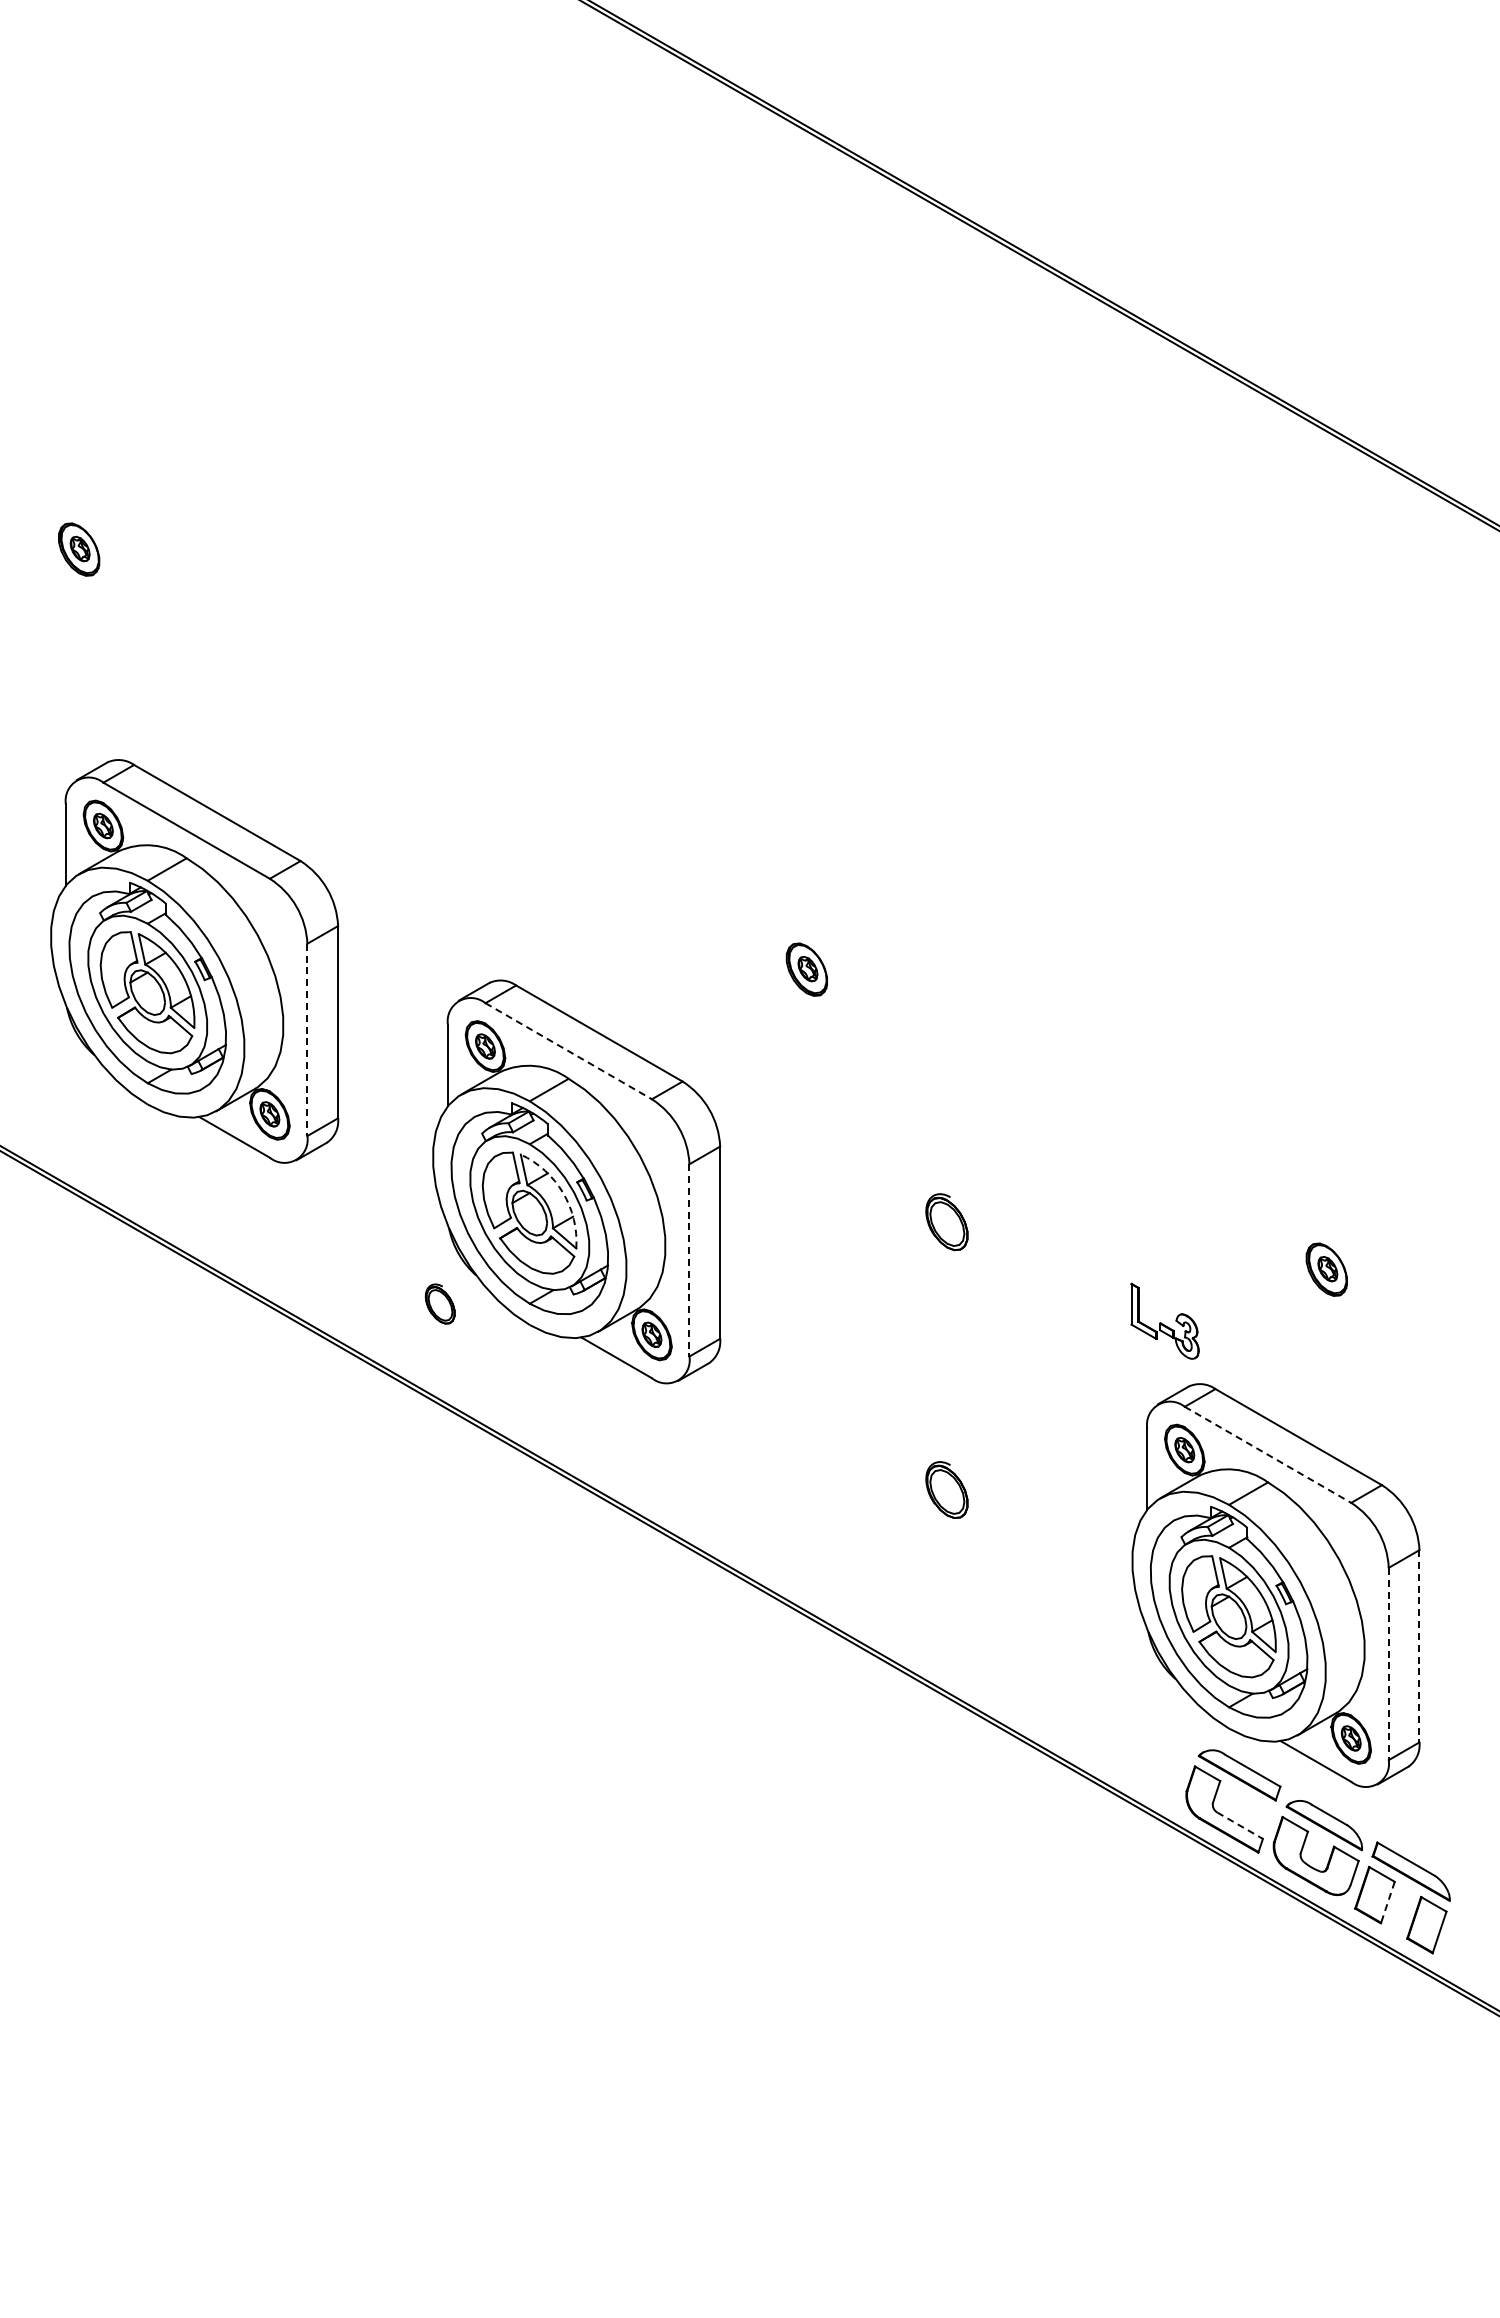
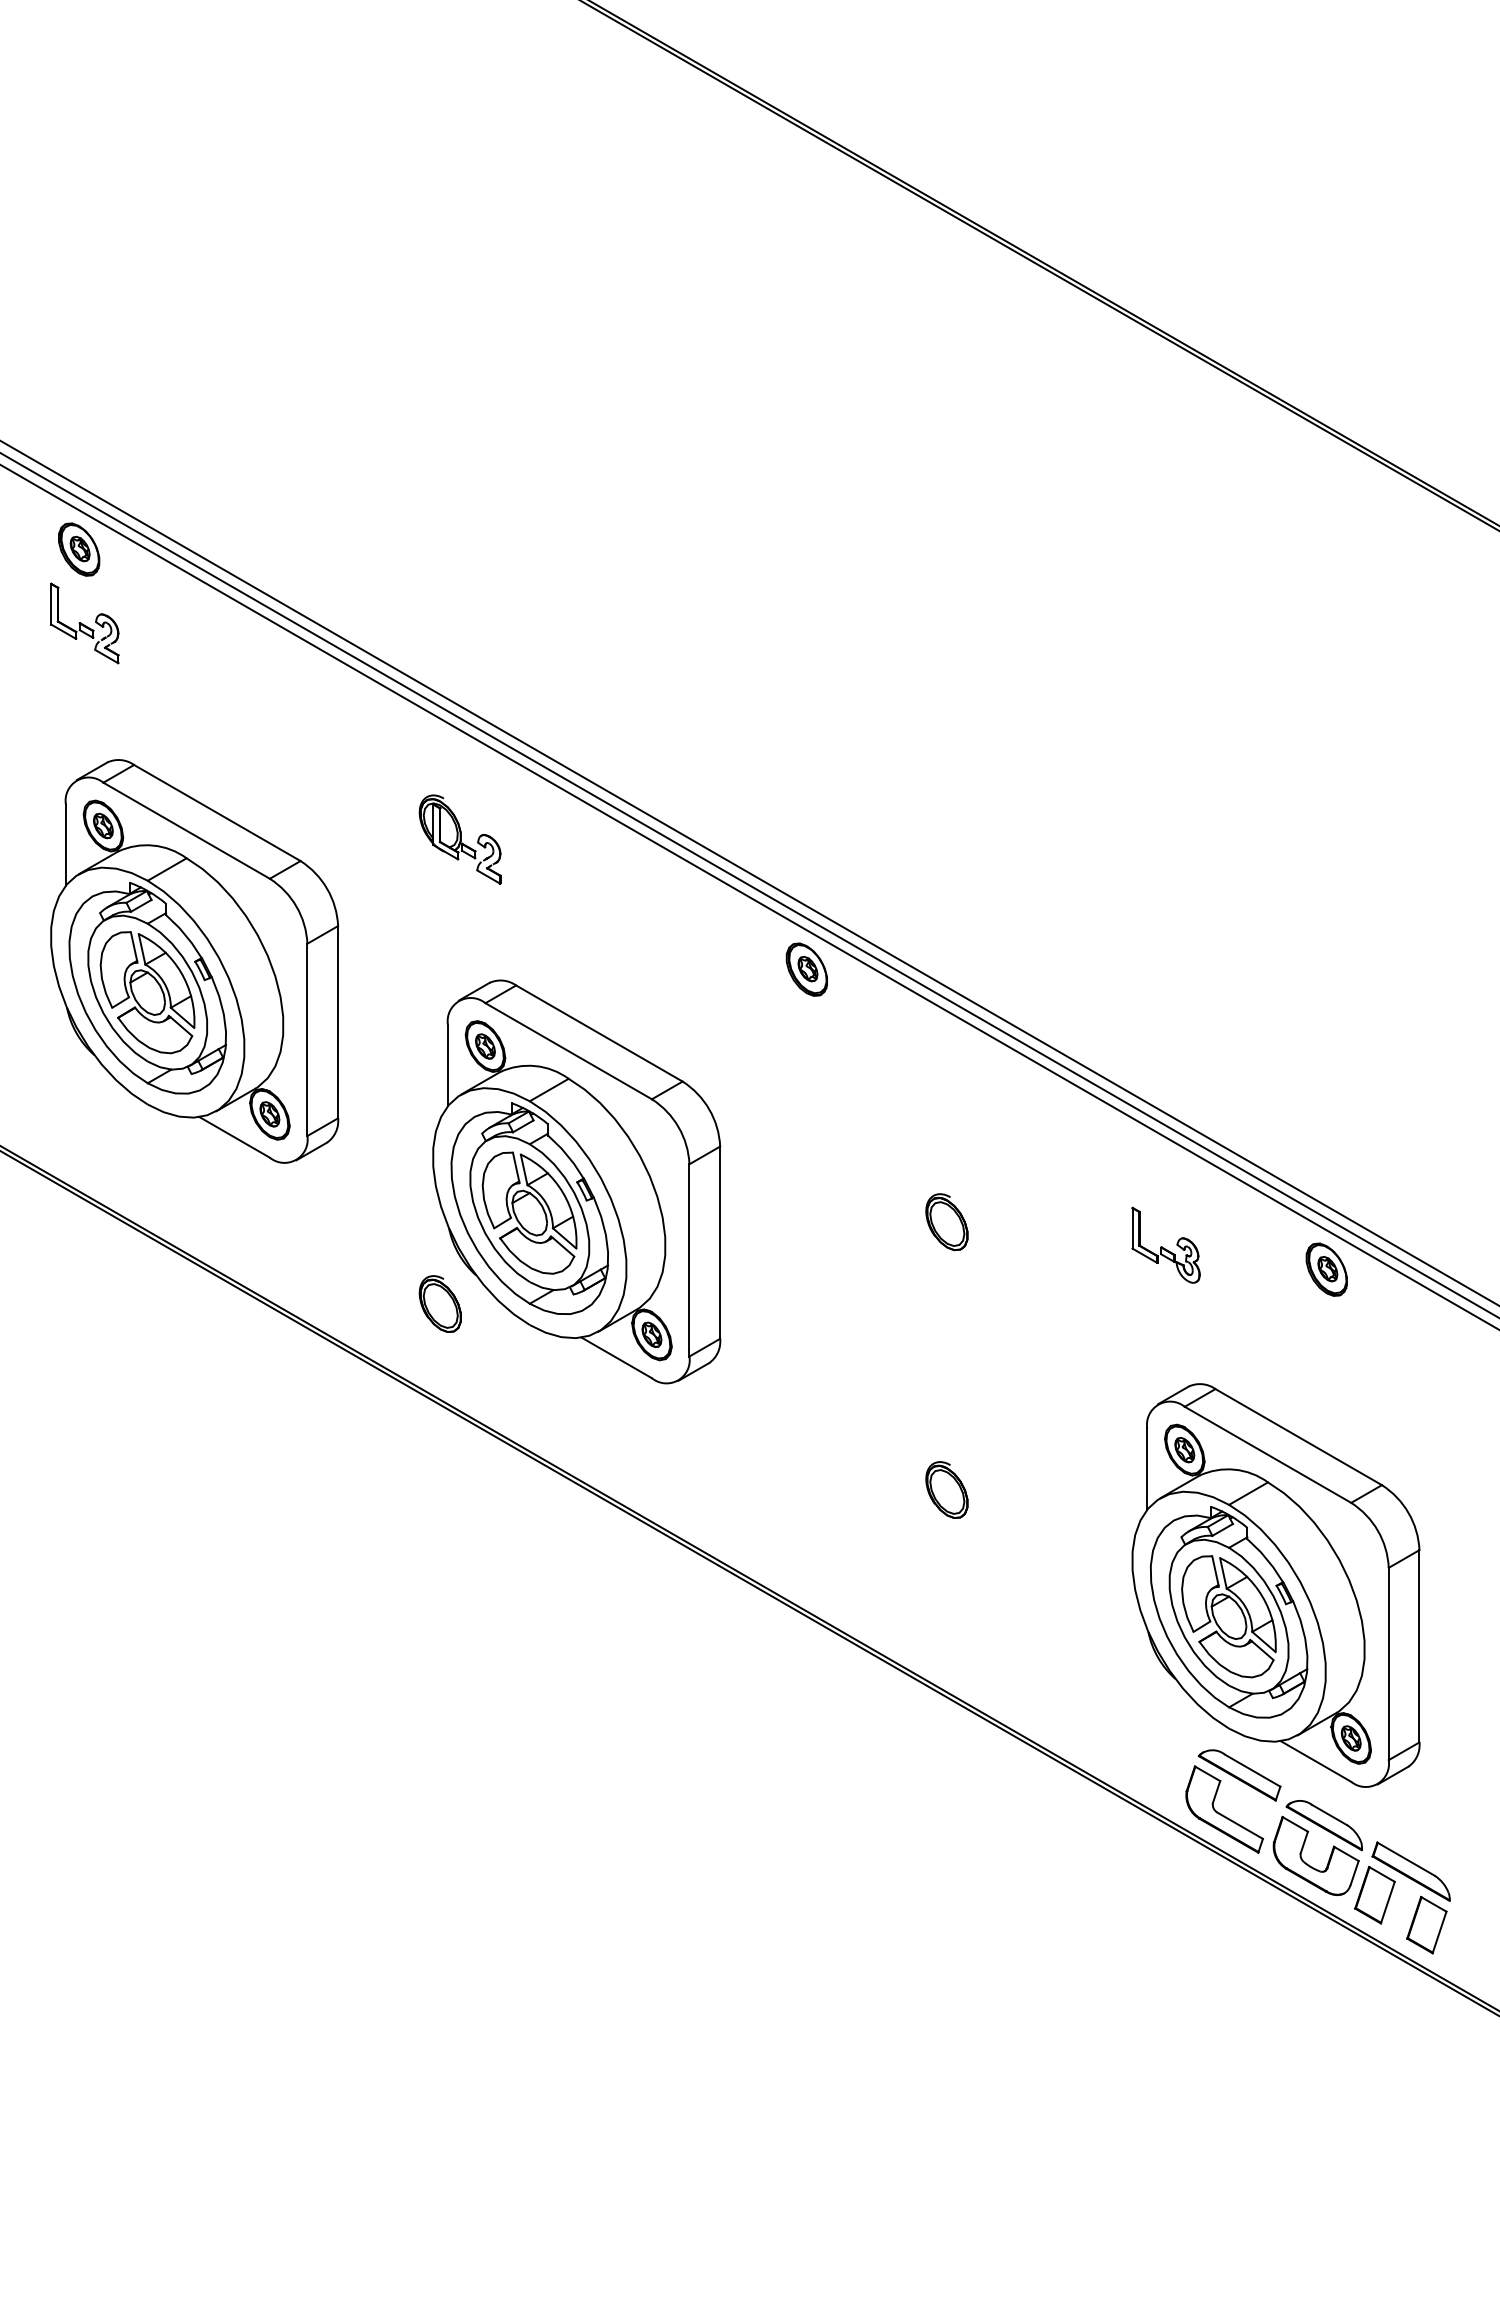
part: none -> present (84, 623)
part: none -> present (459, 839)
line: none -> present (749, 873)
line: none -> present (749, 885)
line: none -> present (749, 897)
line: dashed -> solid (307, 1040)
line: dashed -> solid (569, 1051)
arc: dashed -> solid (563, 1192)
line: dashed -> solid (689, 1260)
part size: 32x42 px -> 44x58 px (439, 1303)
part position: (1164, 1320) -> (1165, 1244) (1165, 1244)
line: dashed -> solid (1268, 1455)
line: dashed -> solid (1419, 1646)
line: dashed -> solid (1388, 1664)
line: dashed -> solid (1240, 1825)
line: dashed -> solid (1387, 1902)
